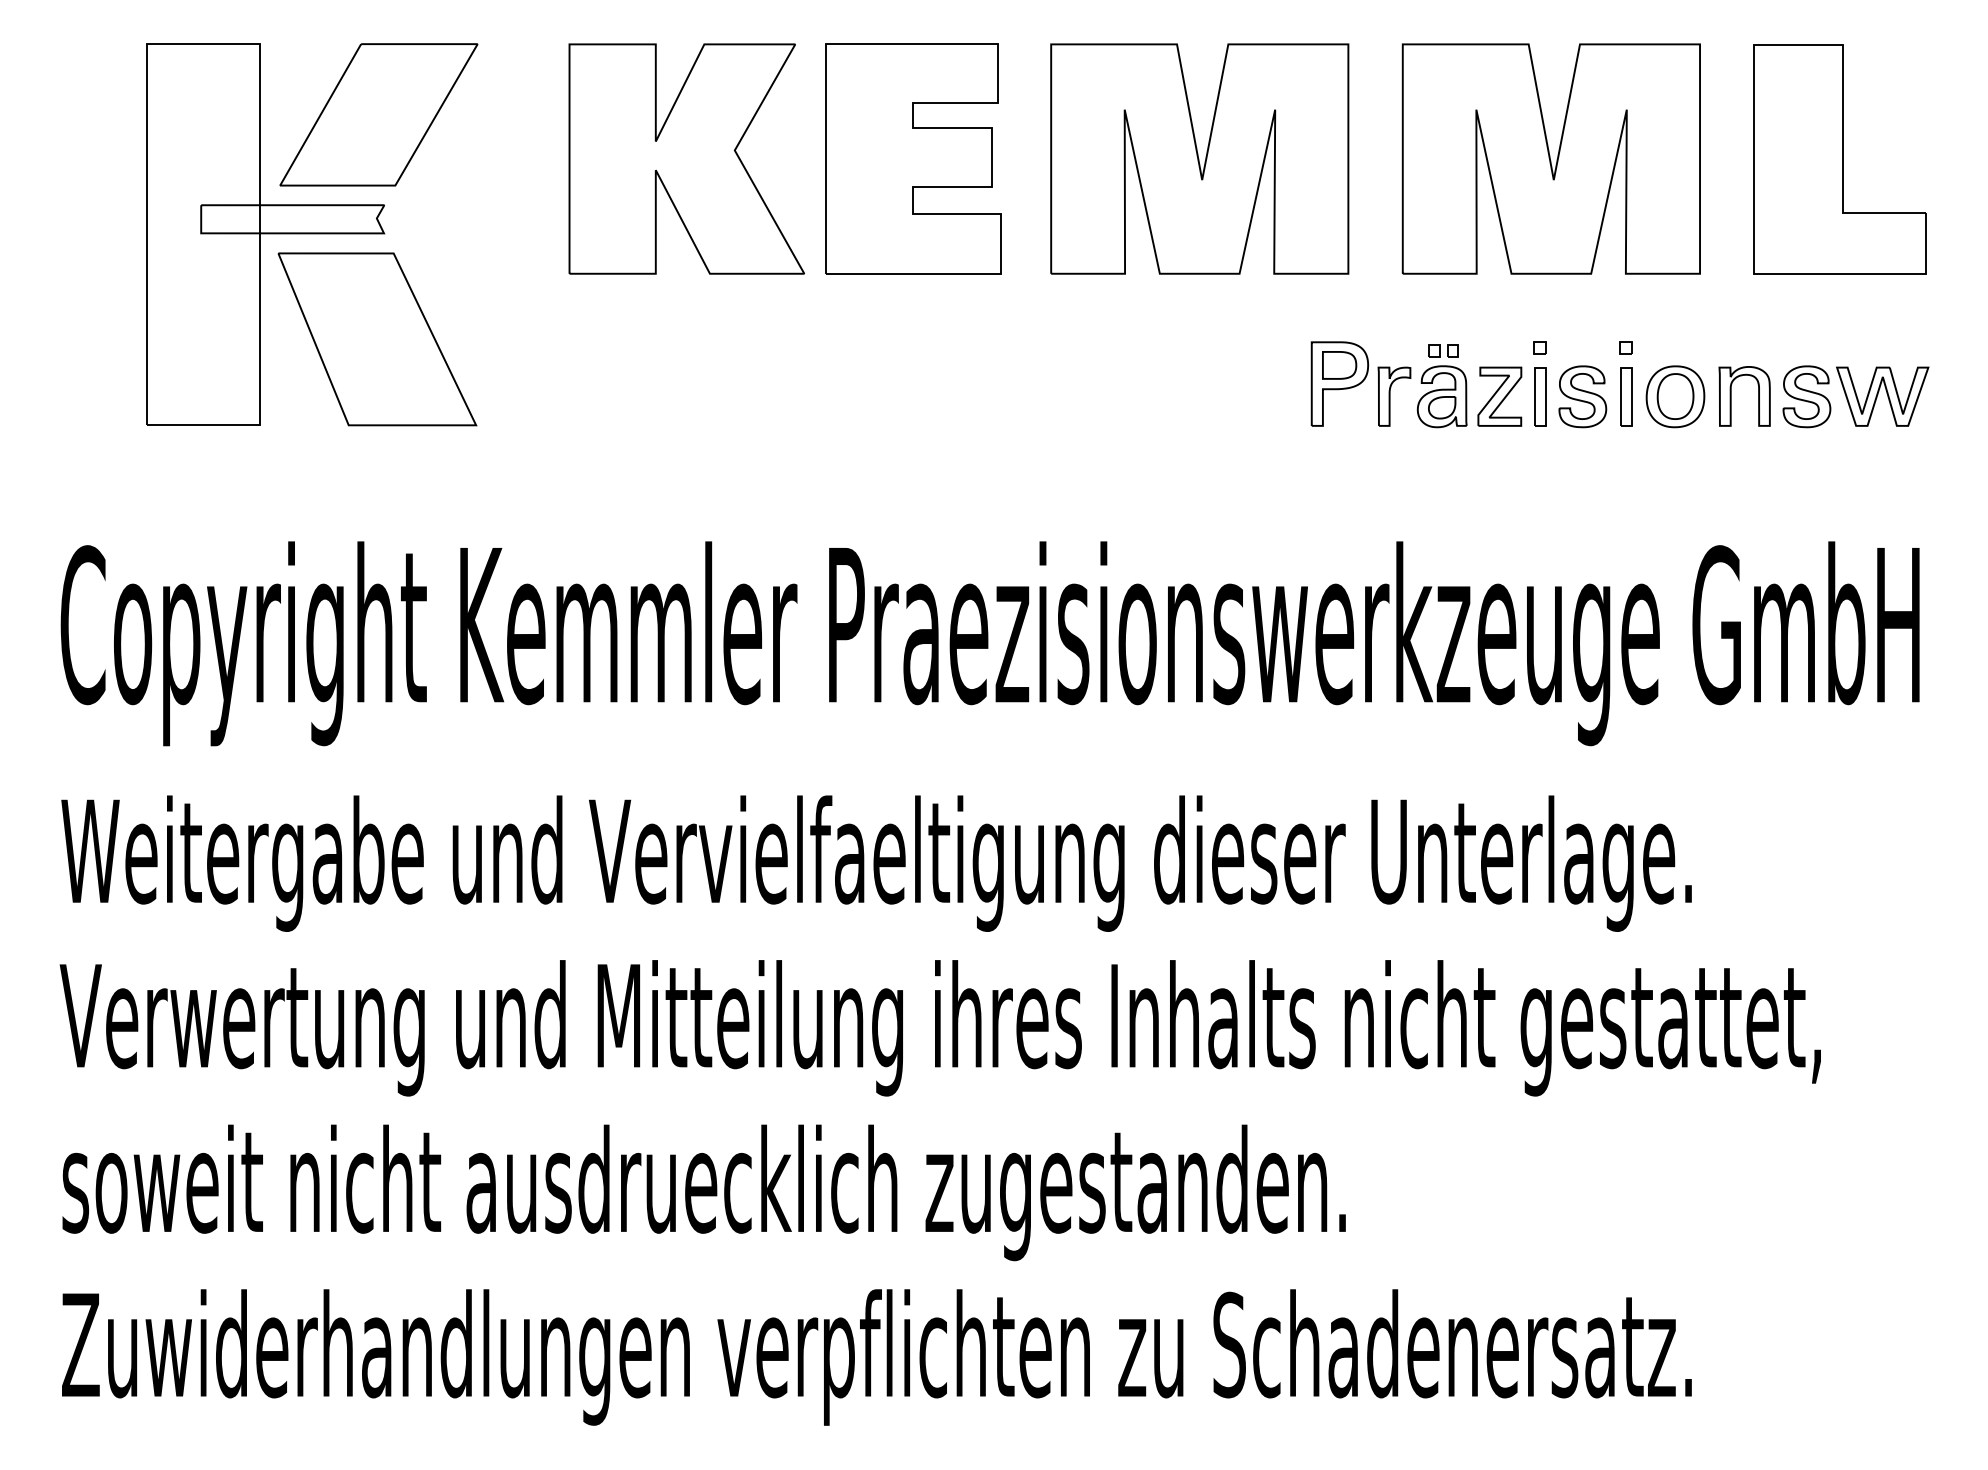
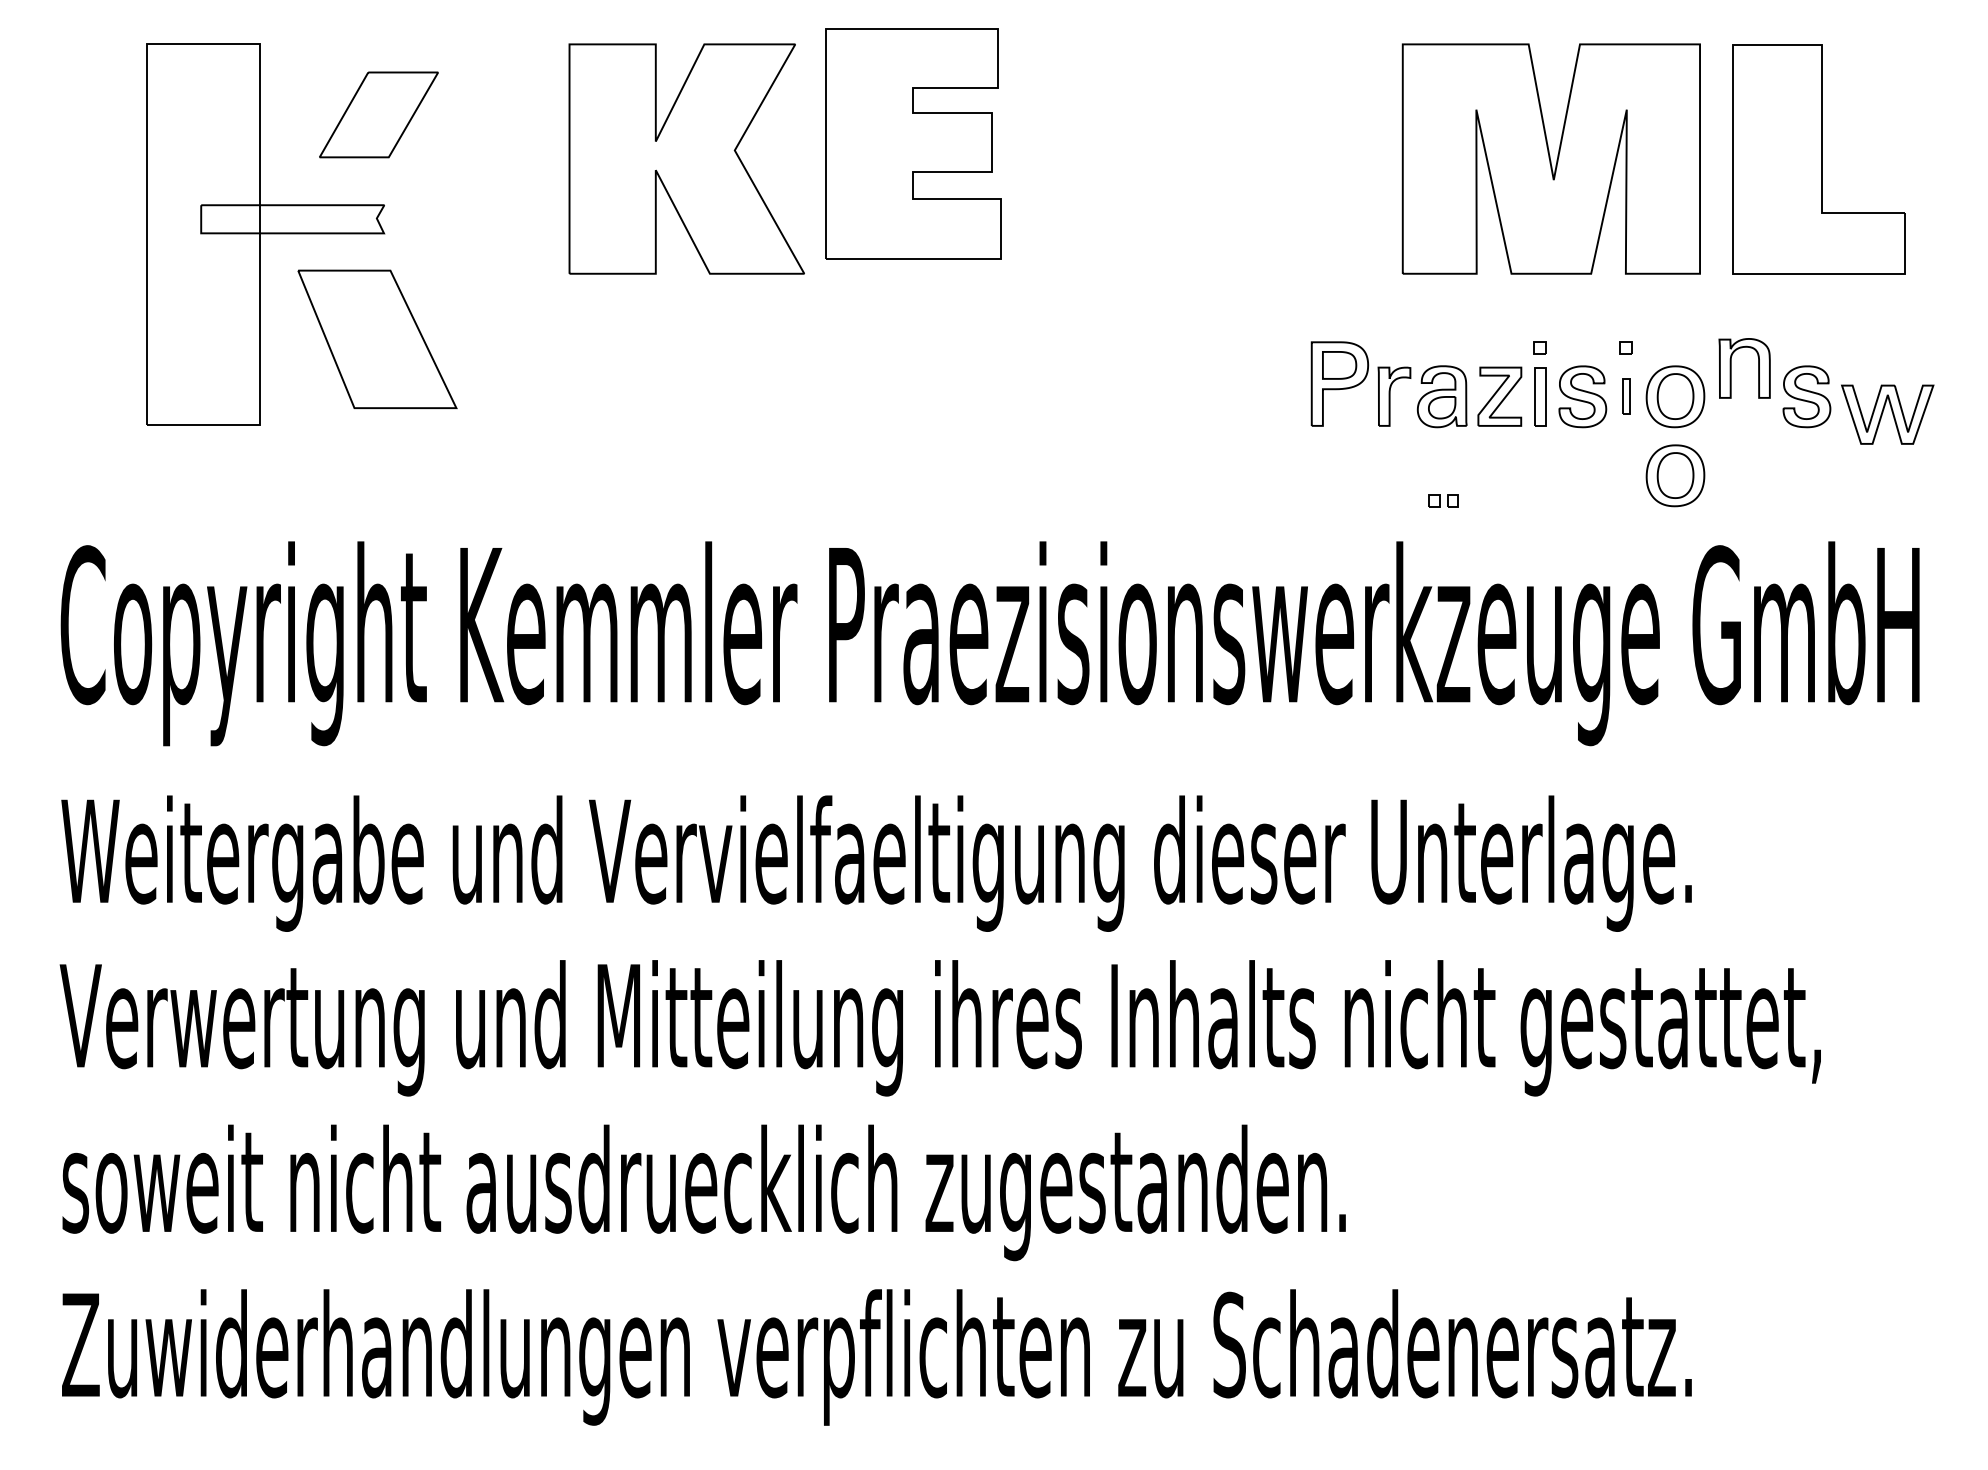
part size: 200x144 px -> 120x88 px (378, 114)
part position: (913, 158) -> (913, 143) (913, 143)
part: present -> none (1199, 158)
part position: (1839, 159) -> (1818, 159) (1818, 159)
part size: 201x175 px -> 161x140 px (377, 338)
part position: (1443, 350) -> (1443, 500) (1443, 500)
part size: 13x60 px -> 9x37 px (1626, 396)
part position: (1731, 396) -> (1731, 368) (1731, 368)
part position: (1882, 396) -> (1887, 414) (1887, 414)
part: none -> present (1675, 475)
